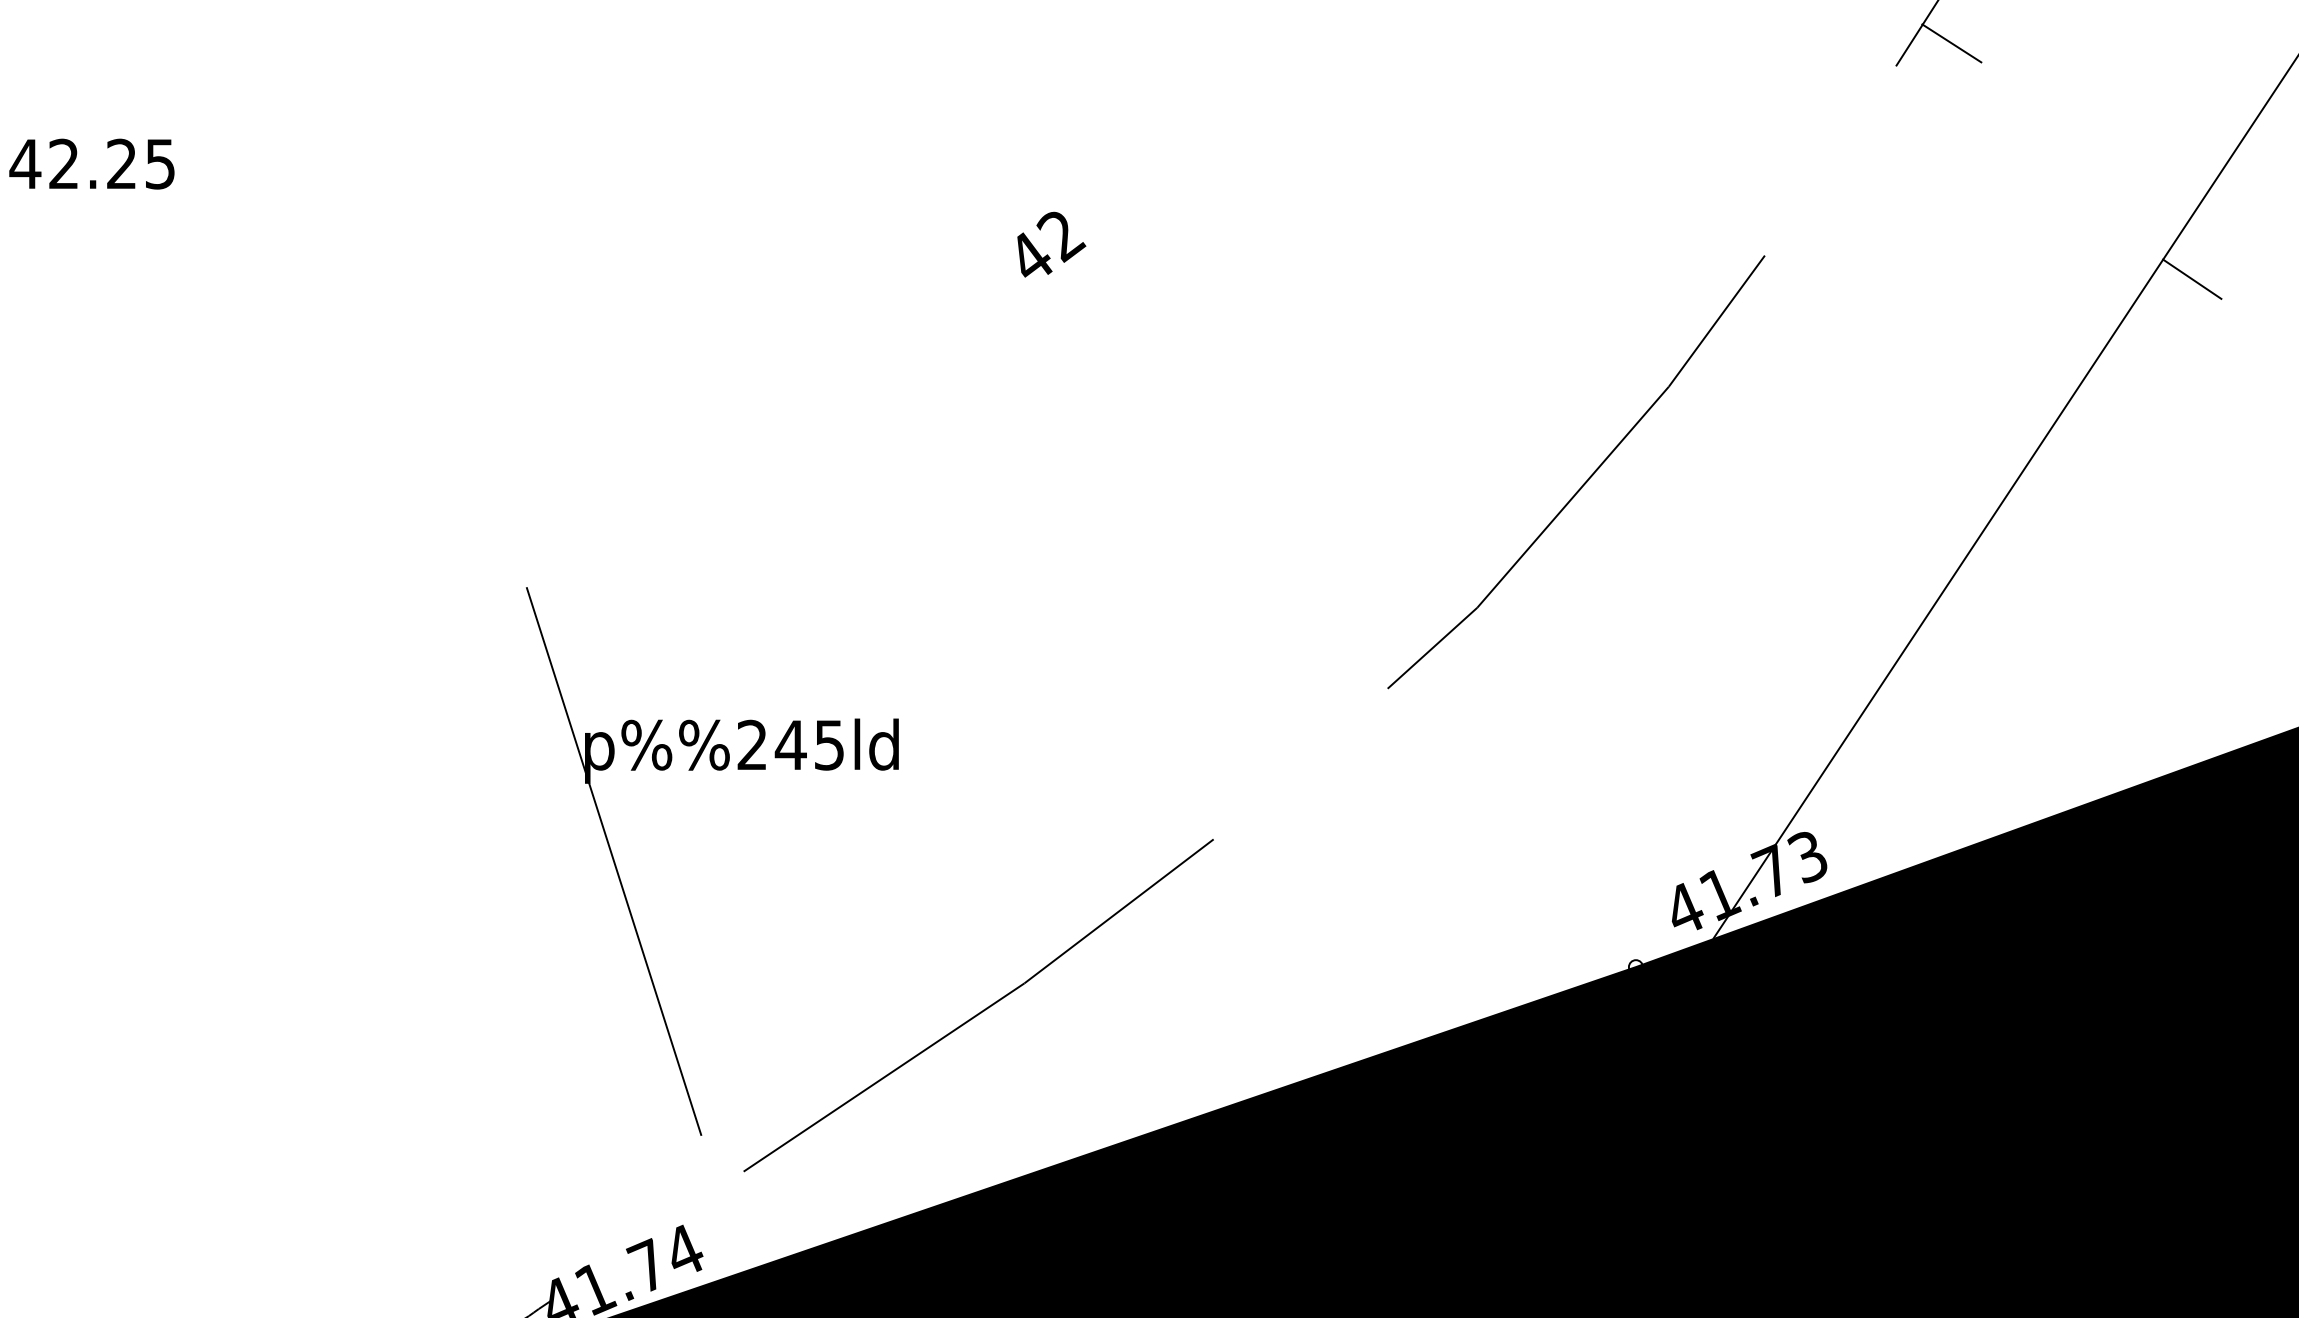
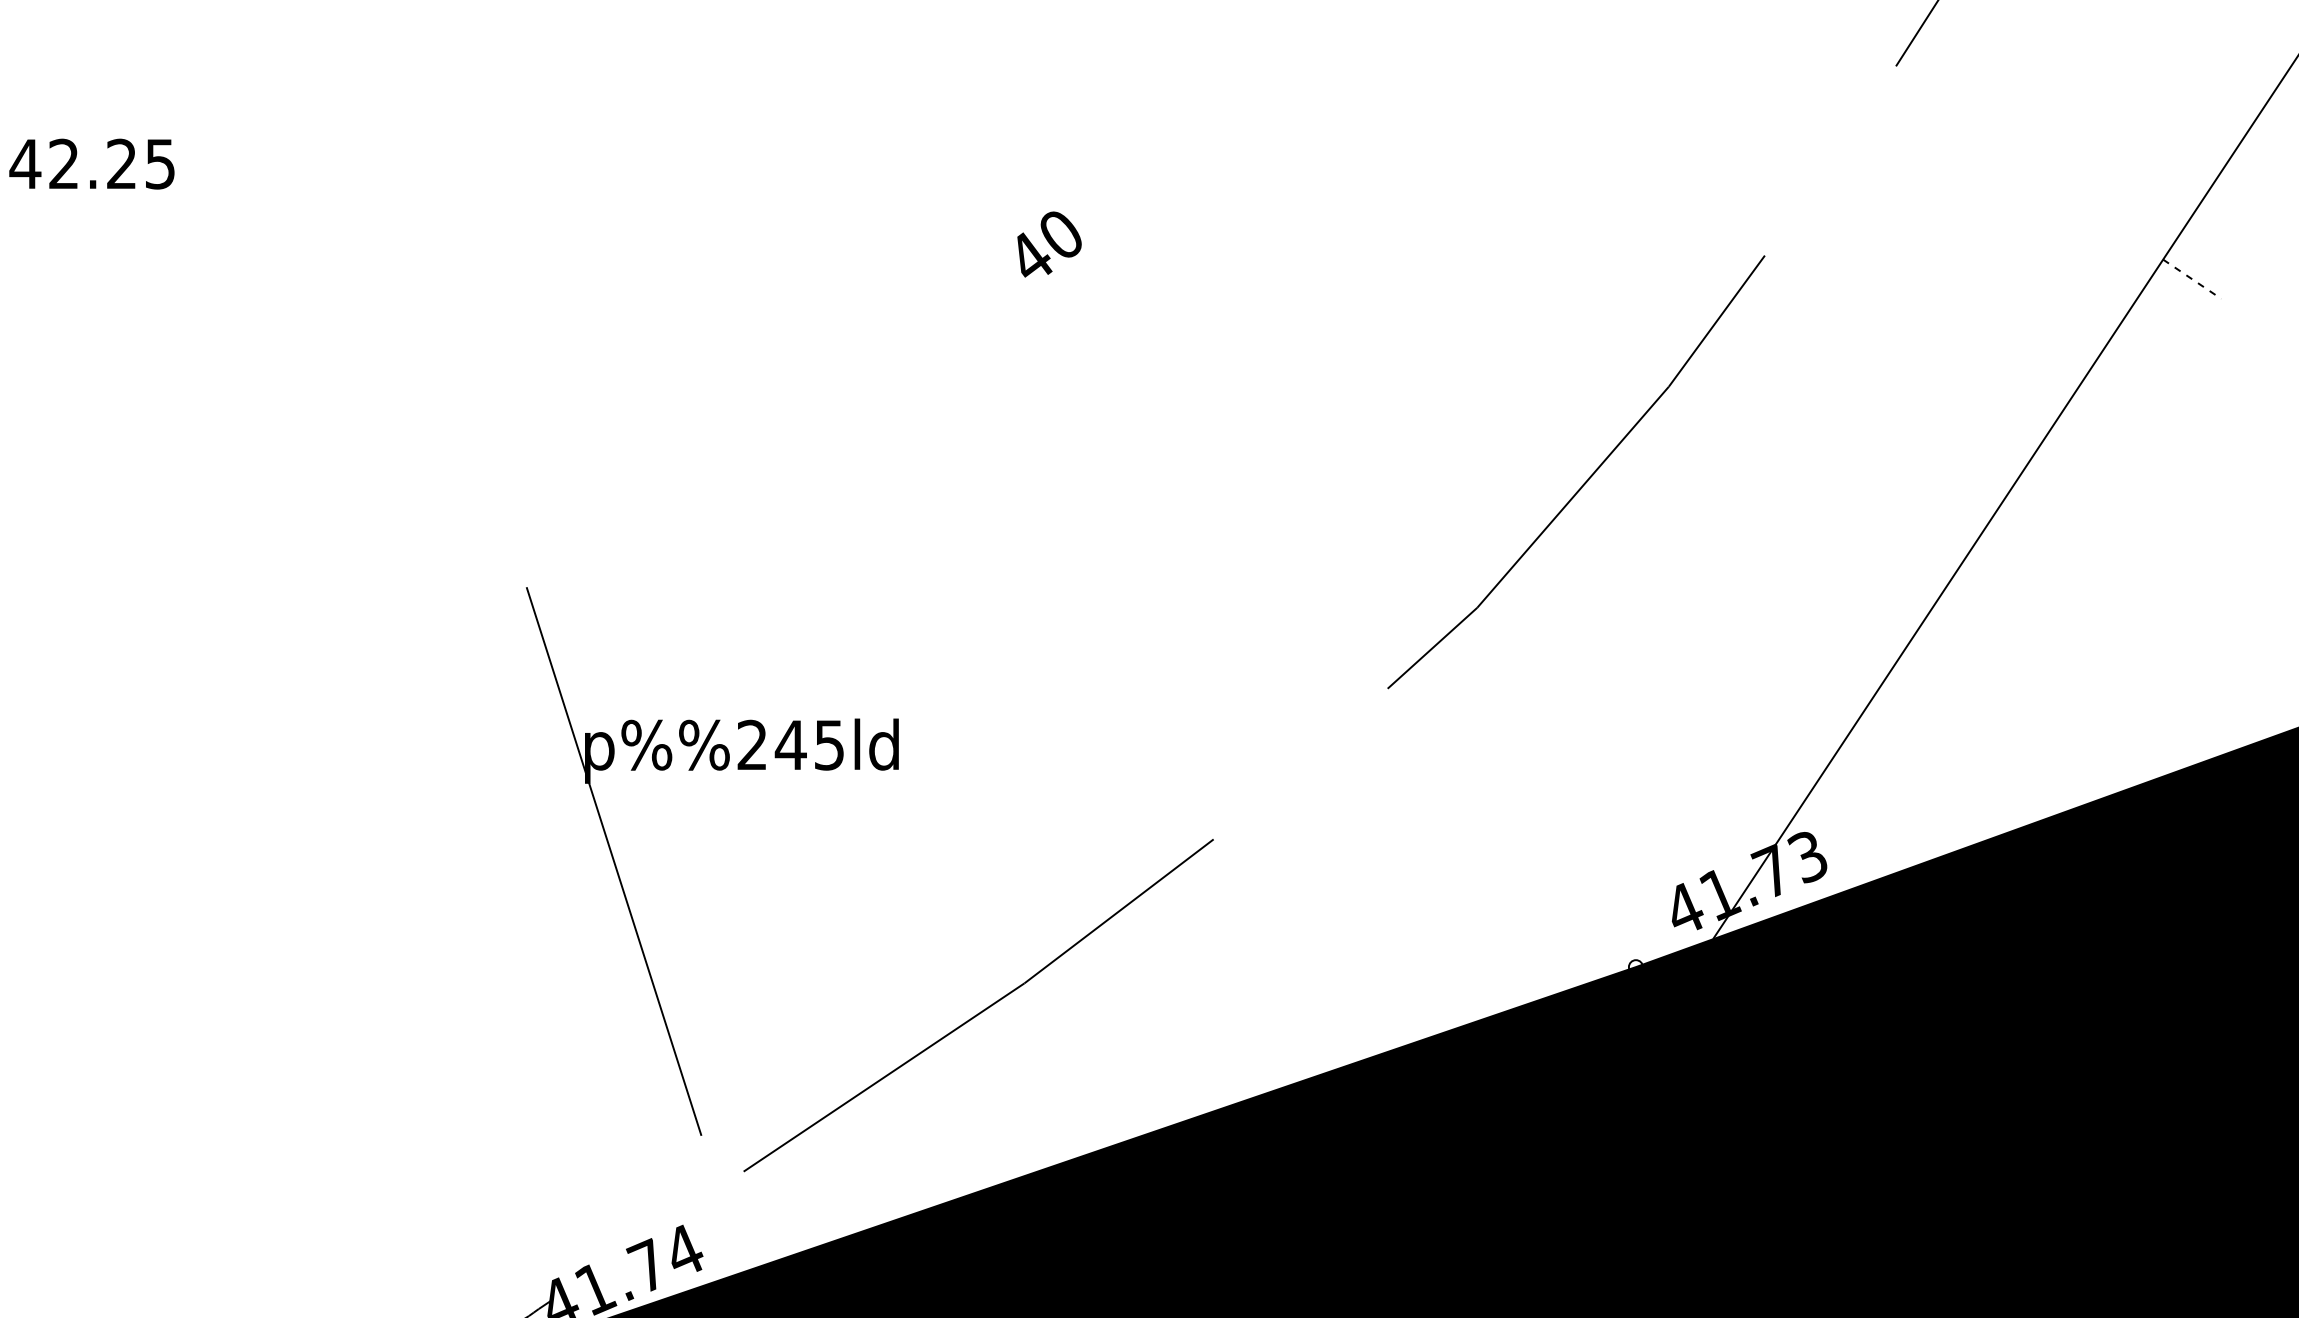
line: present -> none (1951, 43)
text: 42 -> 40 (1061, 236)
line: solid -> dashed (2192, 279)
